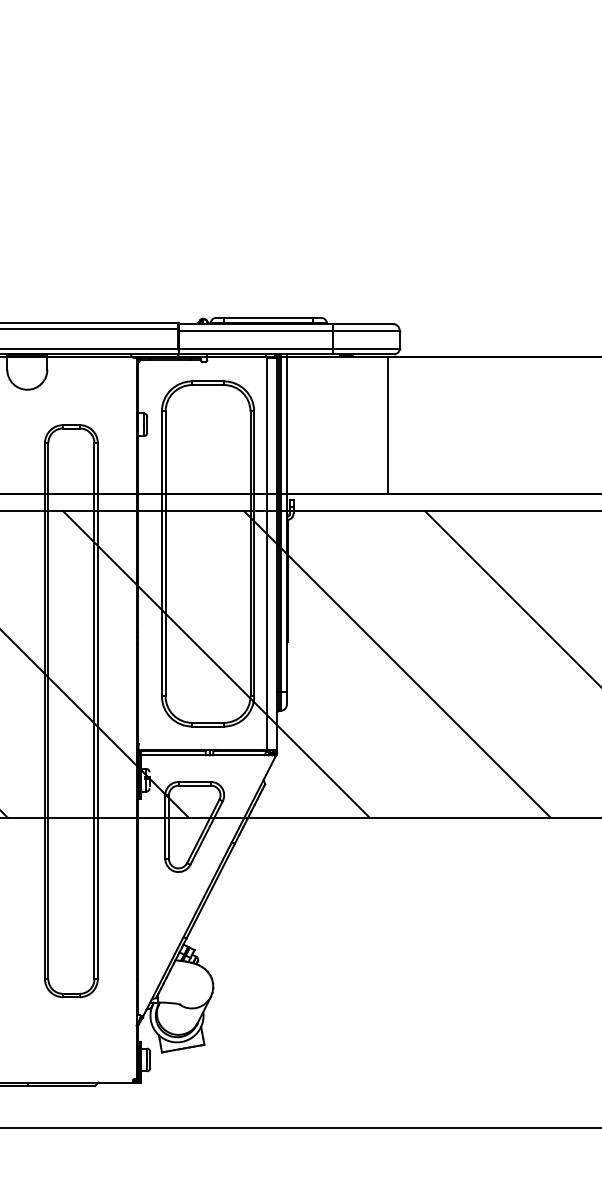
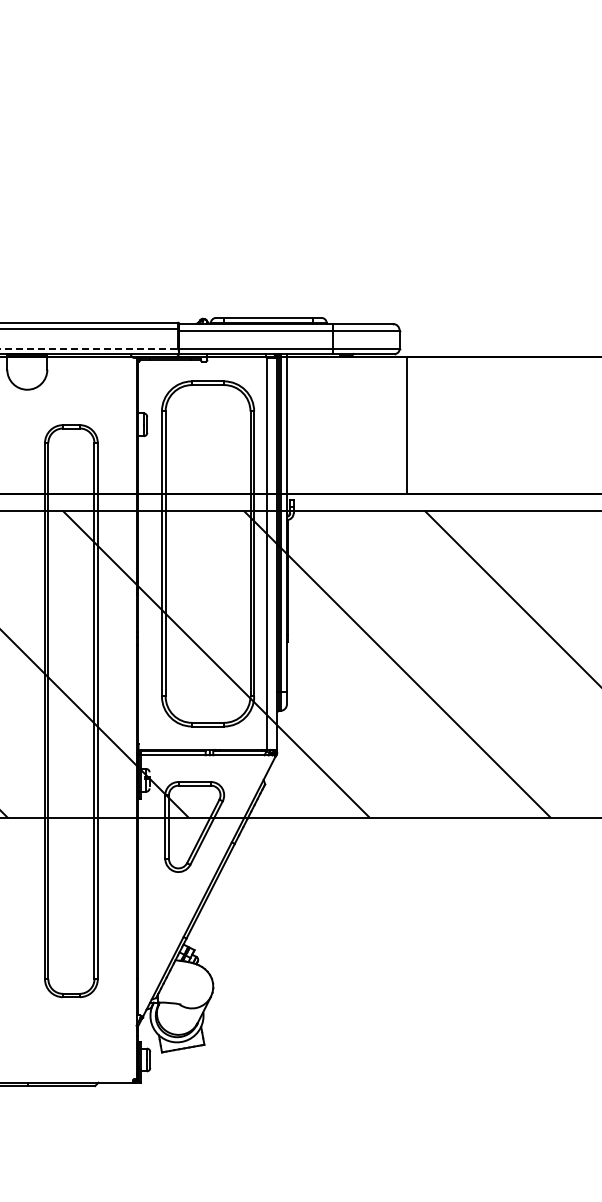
line: solid -> dashed (89, 349)
line position: (387, 425) -> (406, 425) (406, 425)
line: present -> none (300, 1128)
